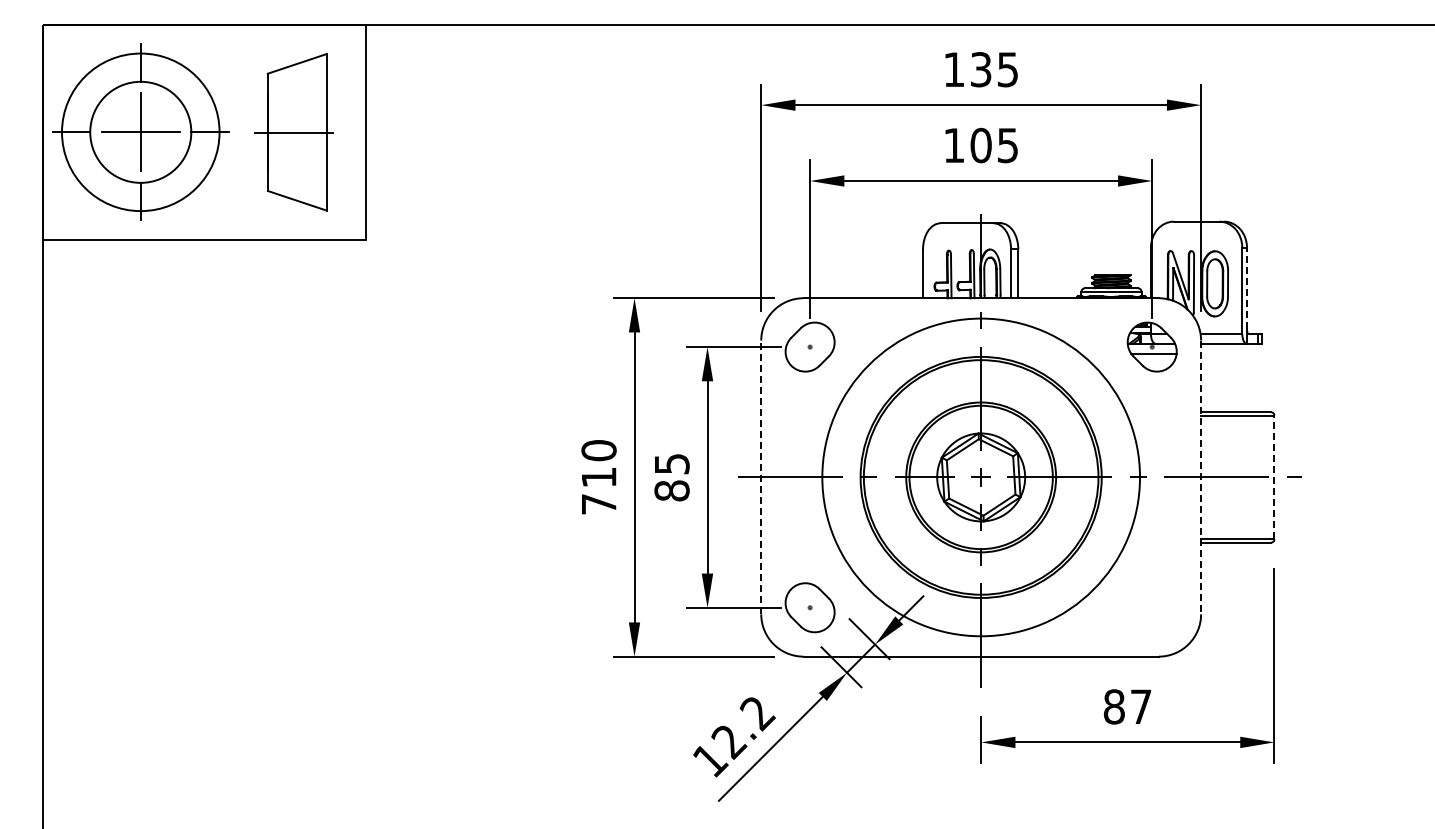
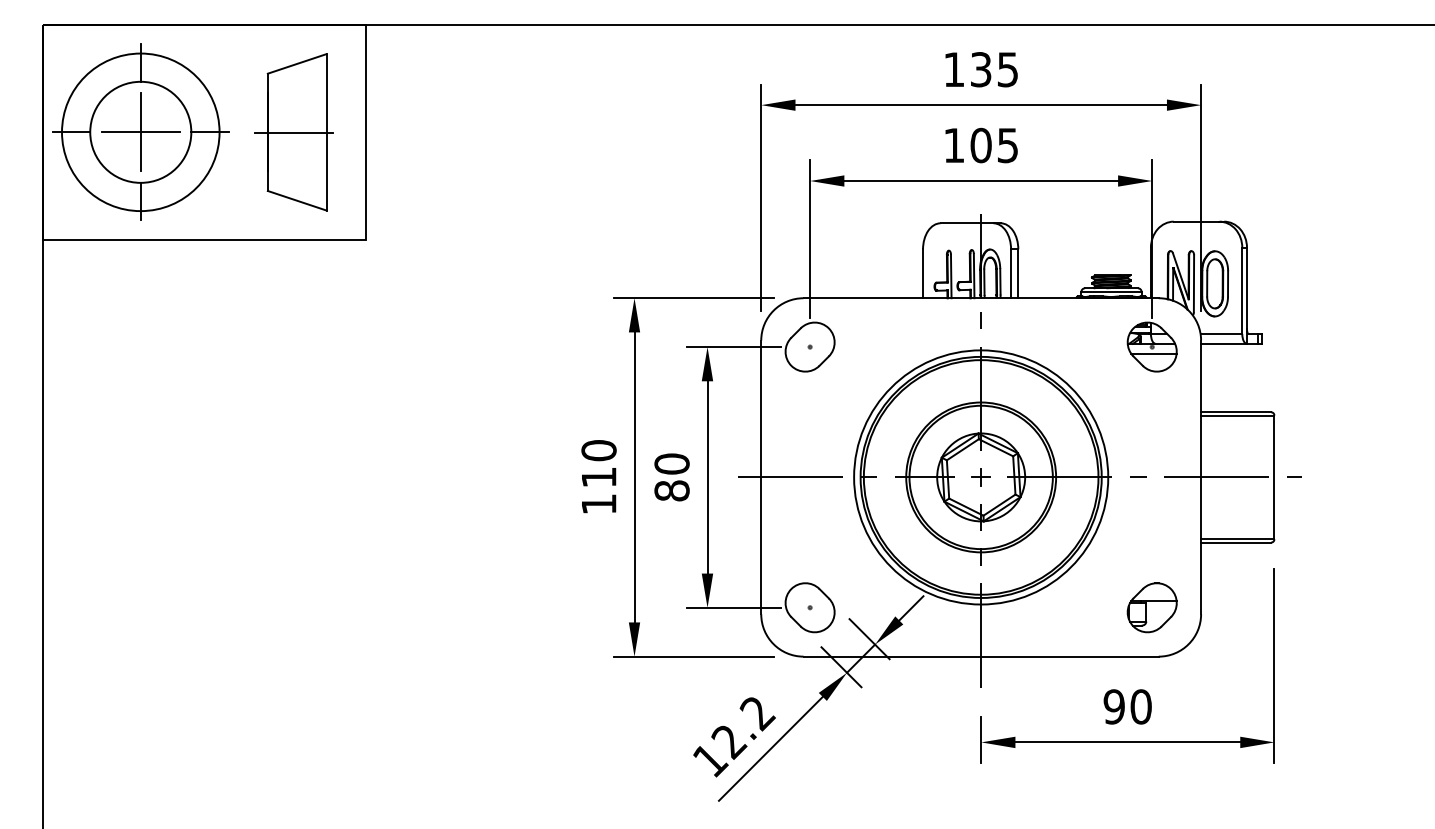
line: dashed -> solid (1247, 288)
text: 85 -> 80 (671, 463)
line: dashed -> solid (761, 477)
circle diameter: 318 px -> 254 px (981, 477)
line: dashed -> solid (1201, 477)
line: dashed -> solid (1274, 477)
text: 710 -> 110 (599, 504)
part: none -> present (1151, 607)
text: 87 -> 90 (1127, 706)
